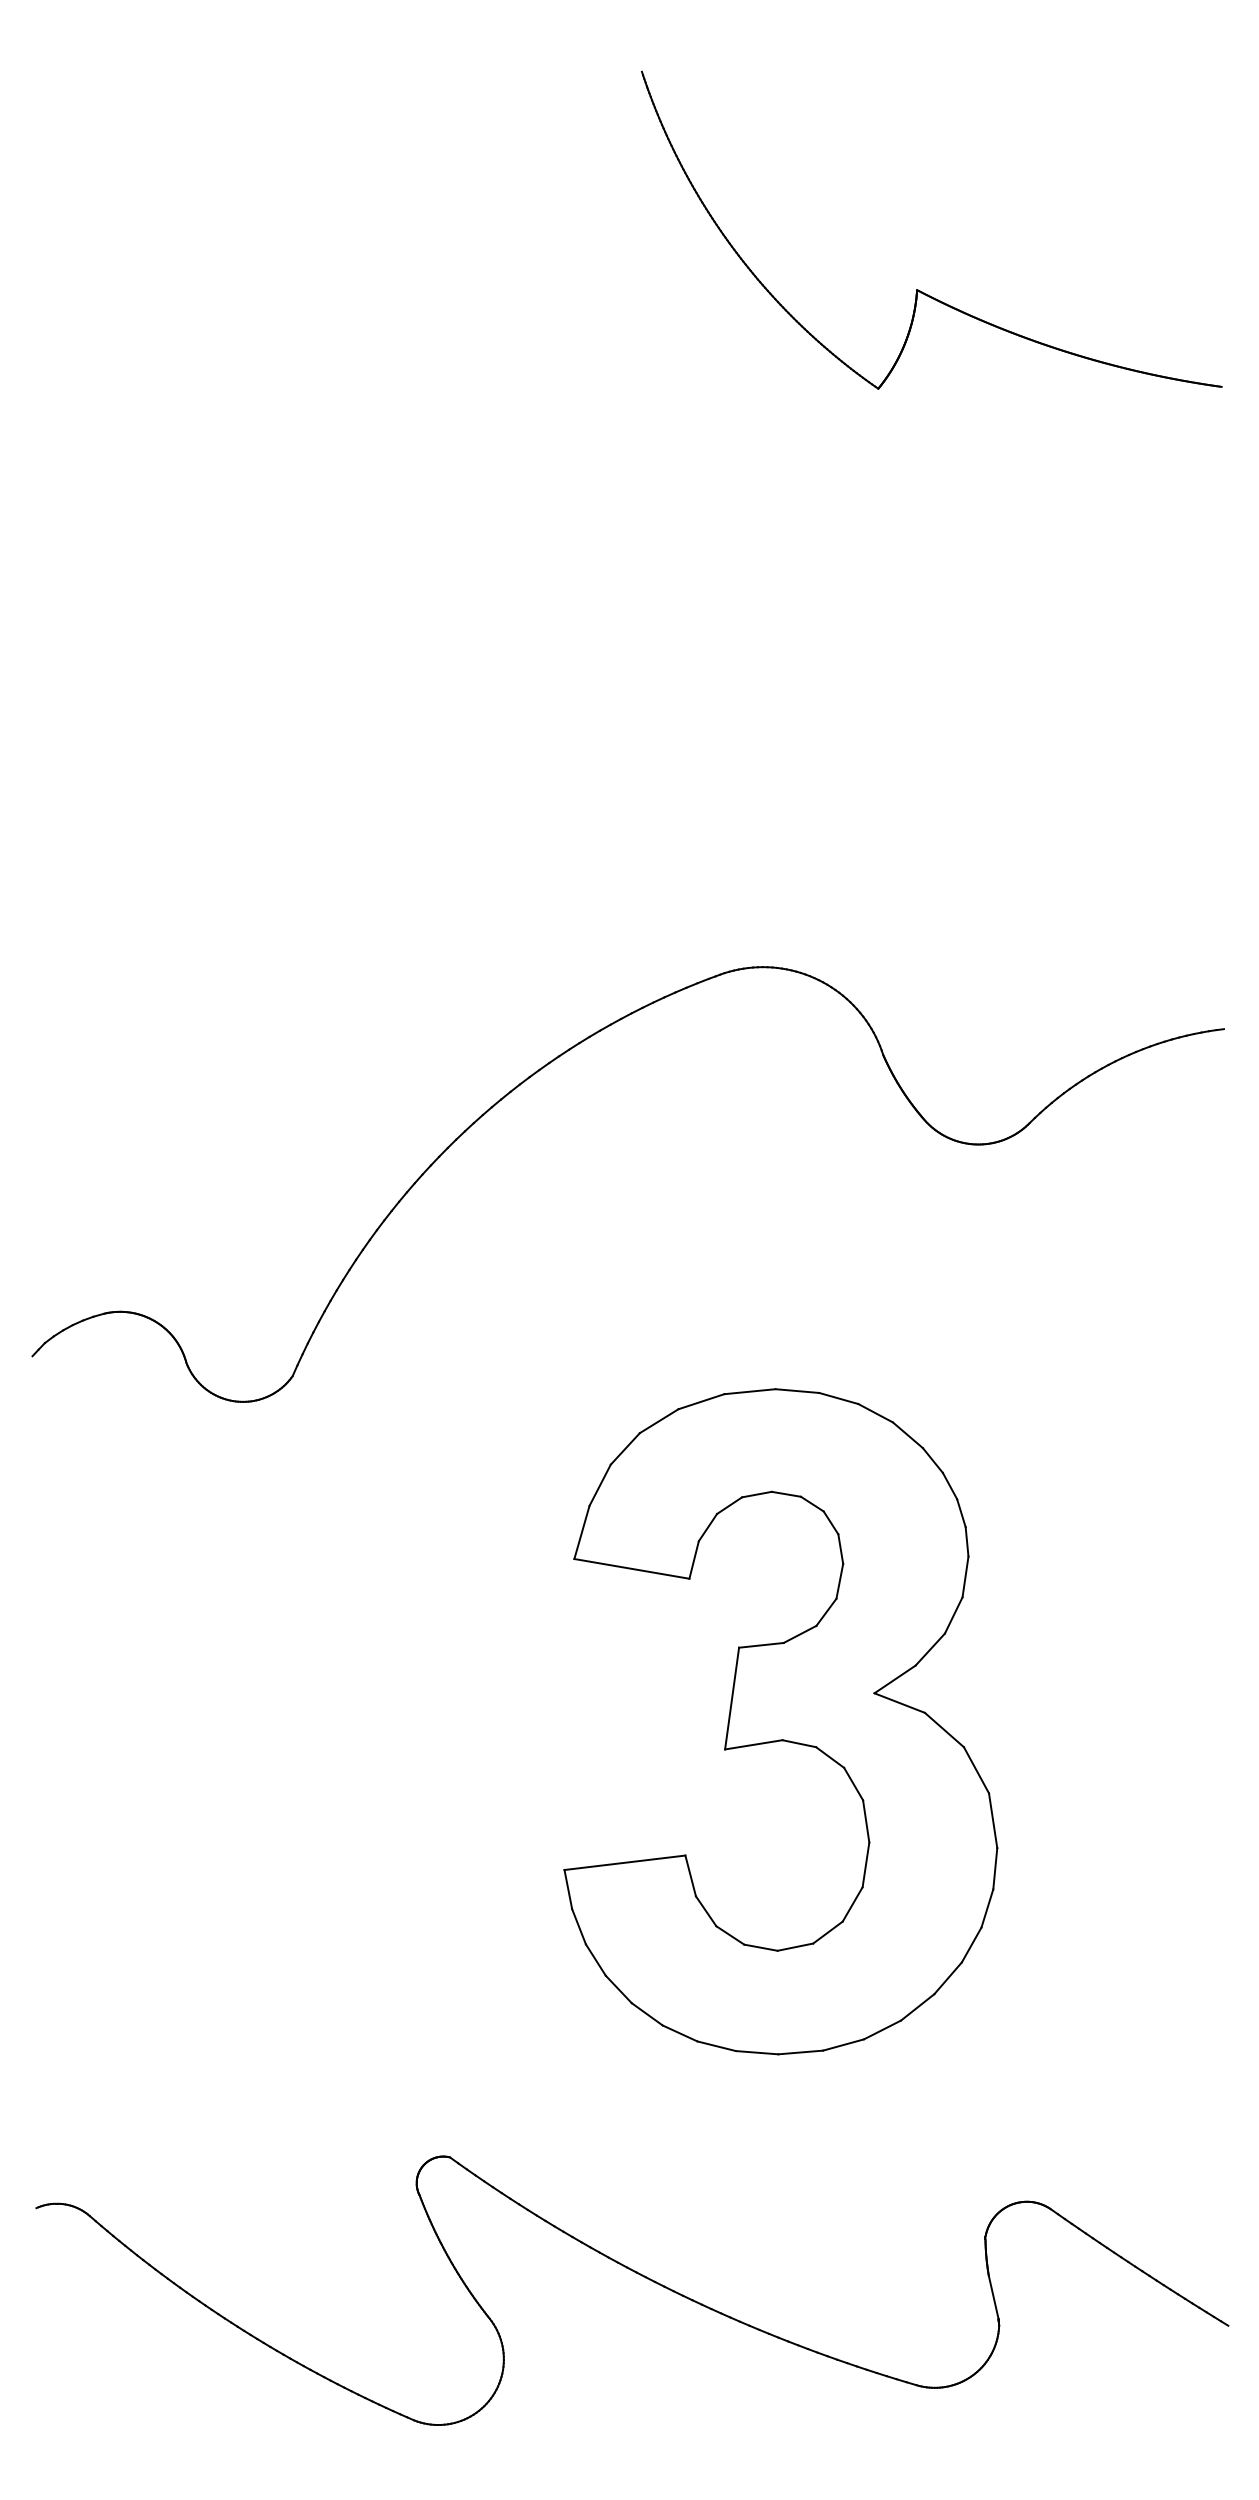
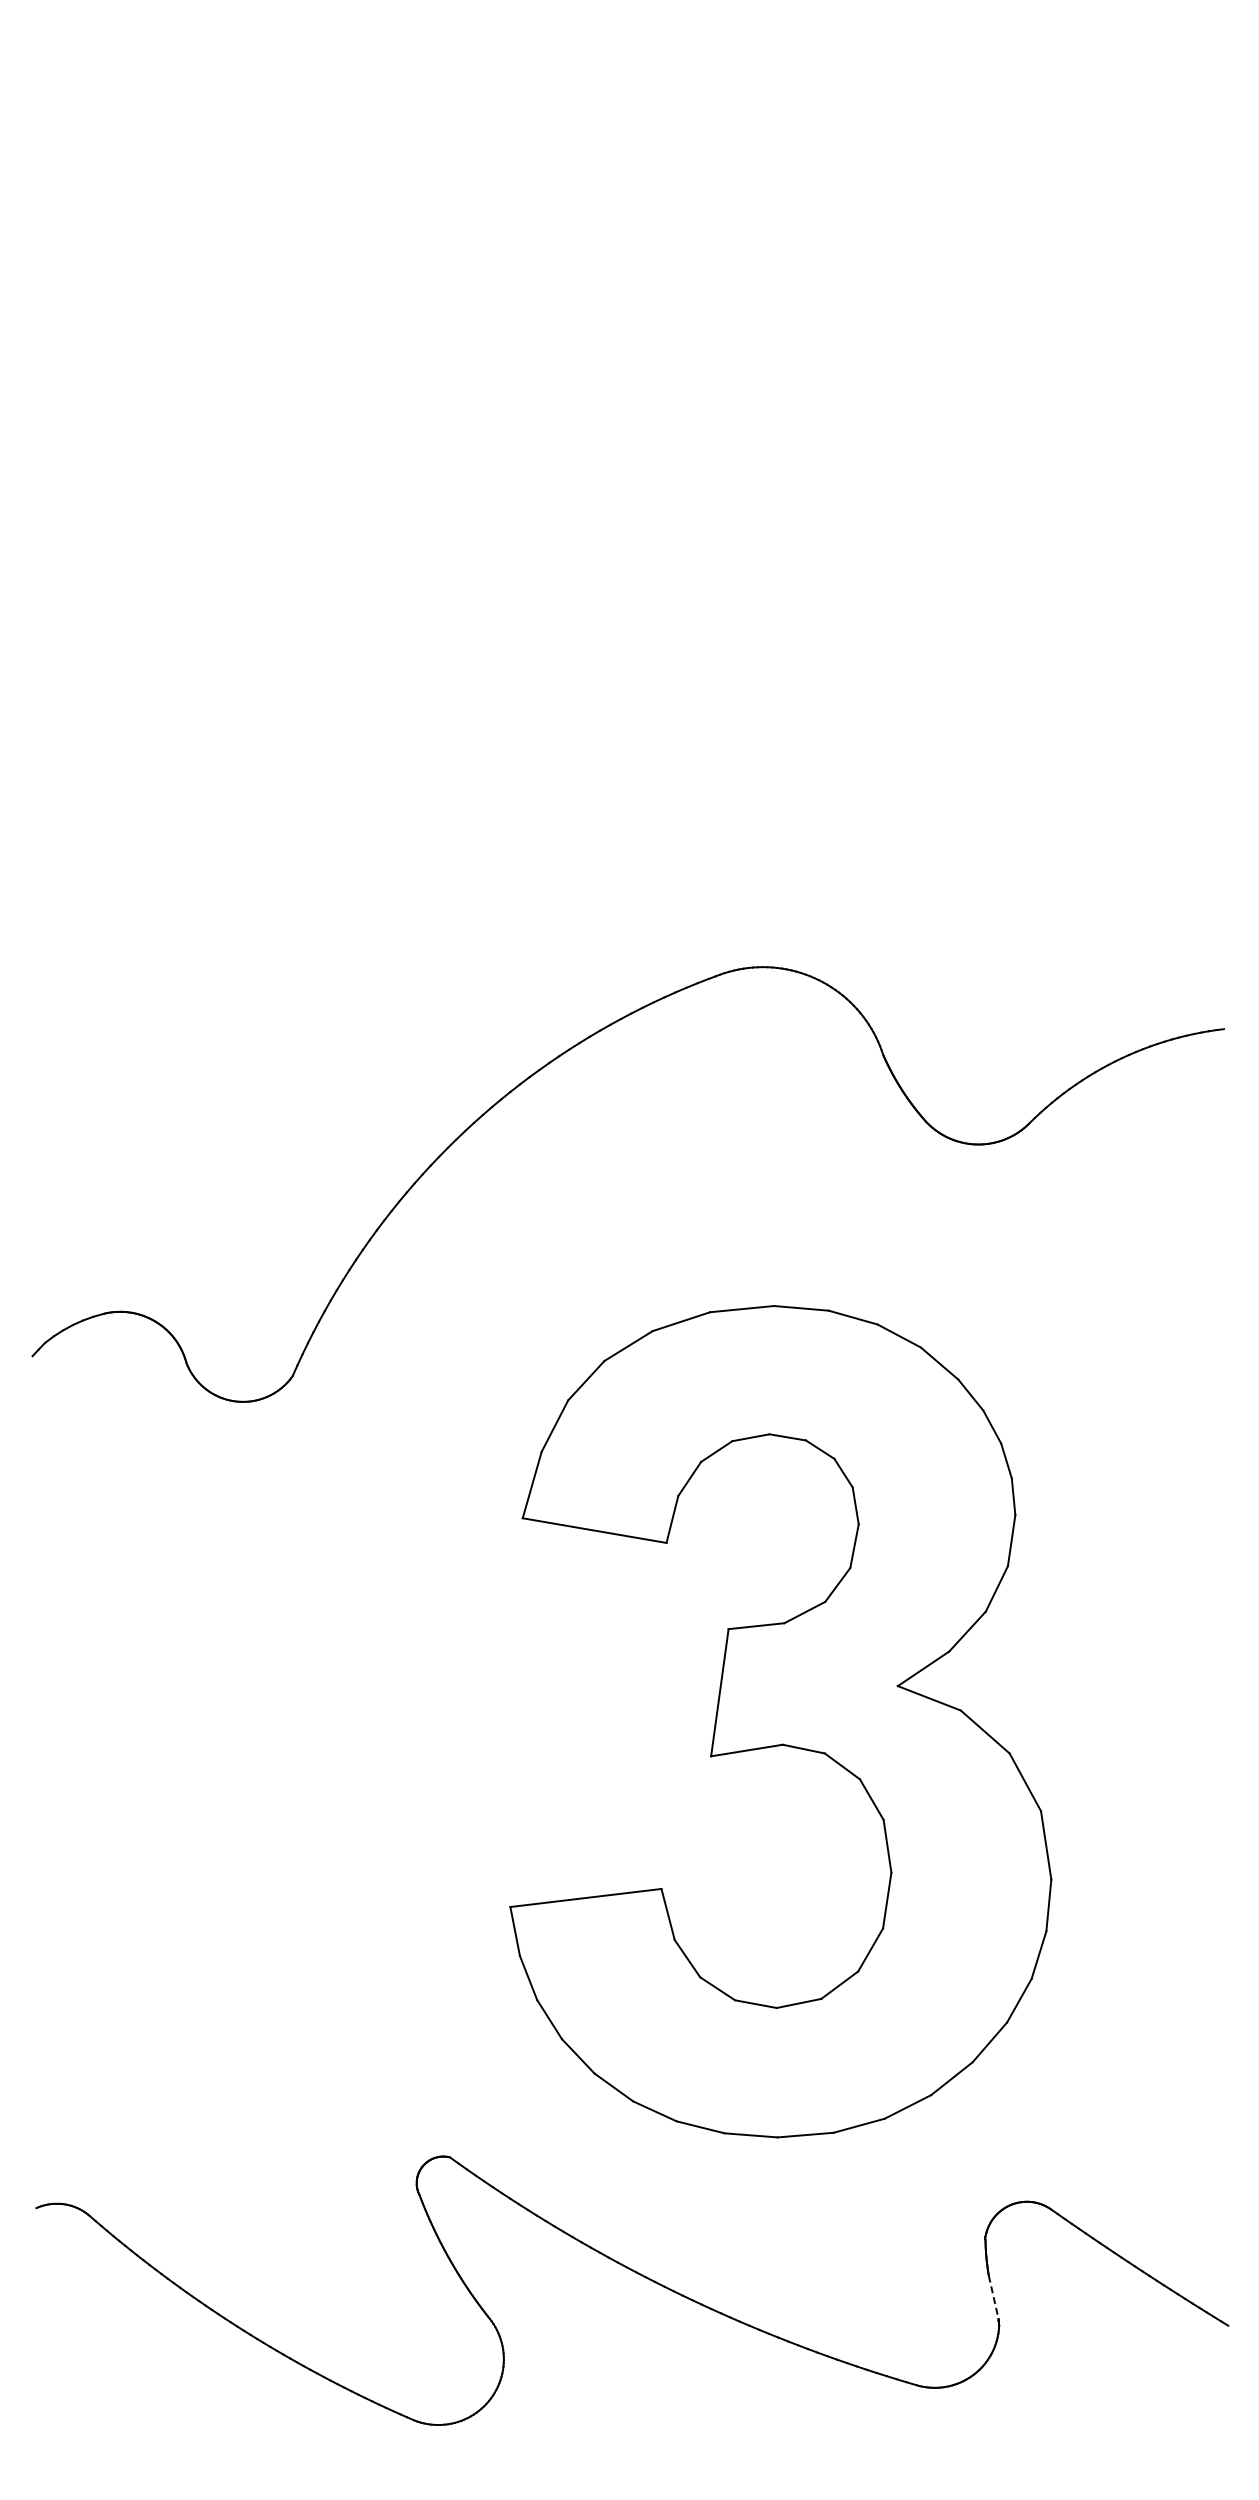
part: present -> none (918, 289)
part size: 436x668 px -> 544x834 px (780, 1721)
line: solid -> dashed (993, 2297)
